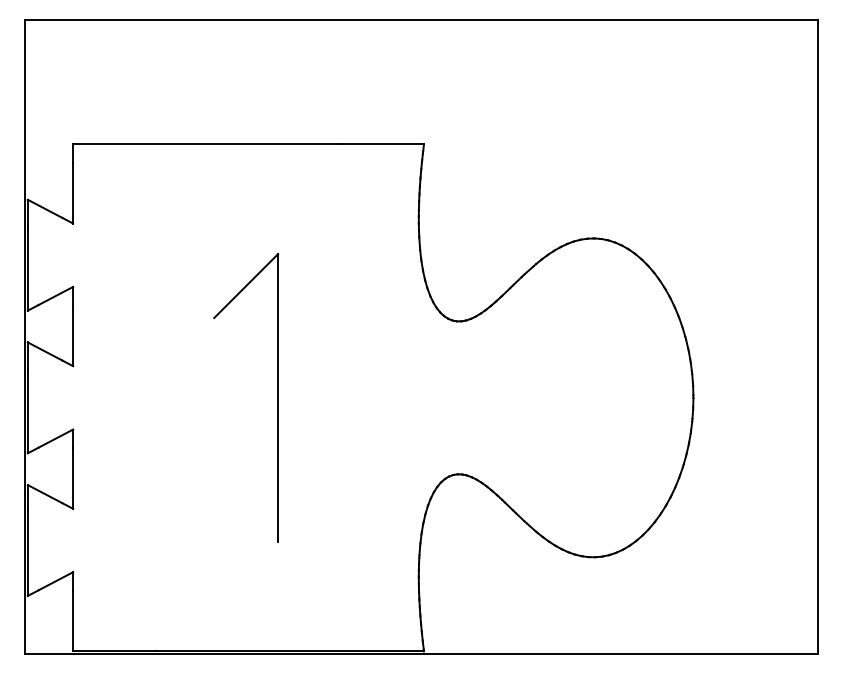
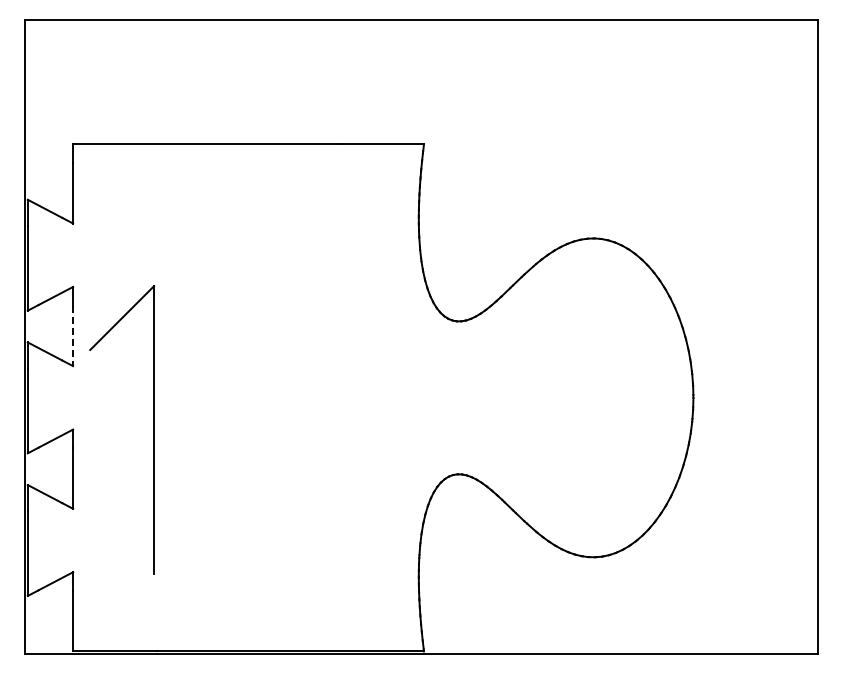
line: solid -> dashed (73, 336)
part position: (277, 397) -> (153, 429) (153, 429)
